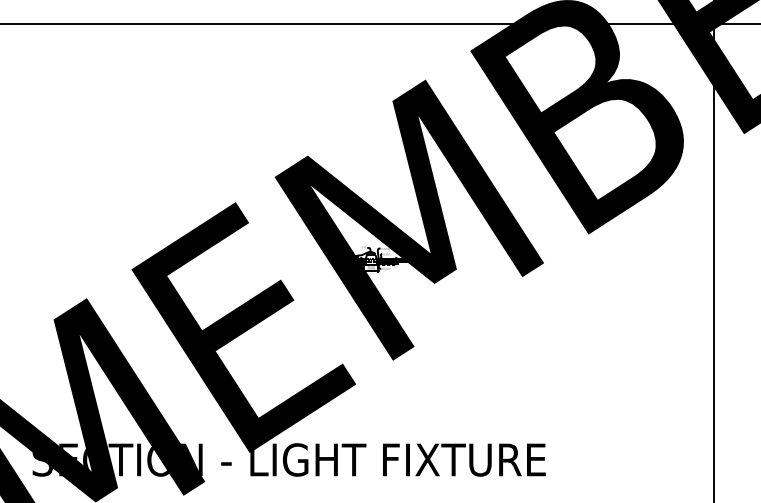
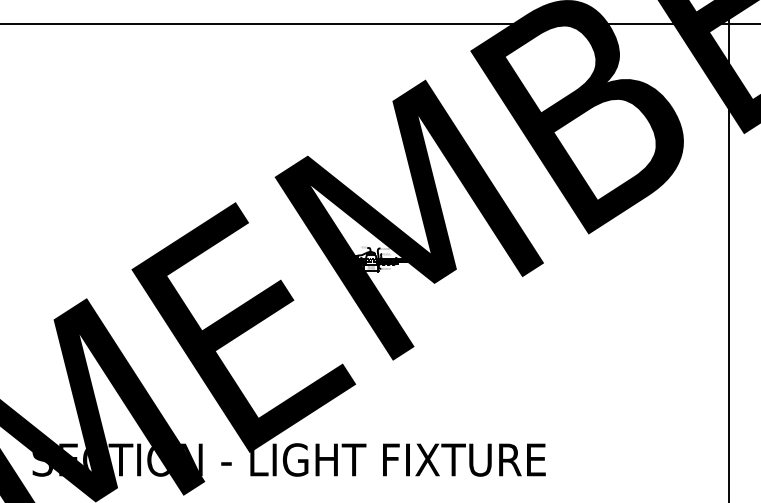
line position: (713, 250) -> (728, 250) (728, 250)
